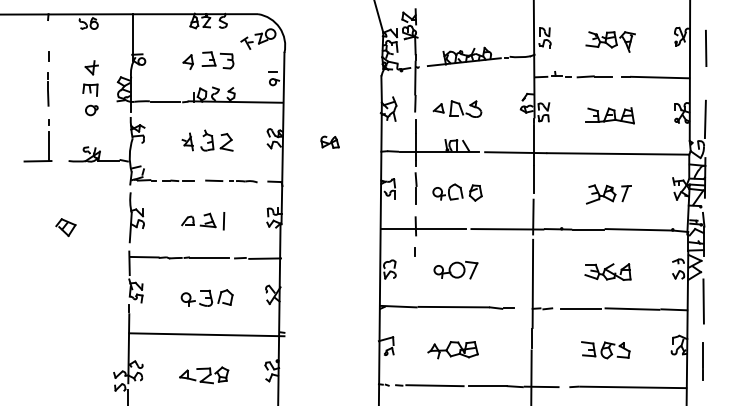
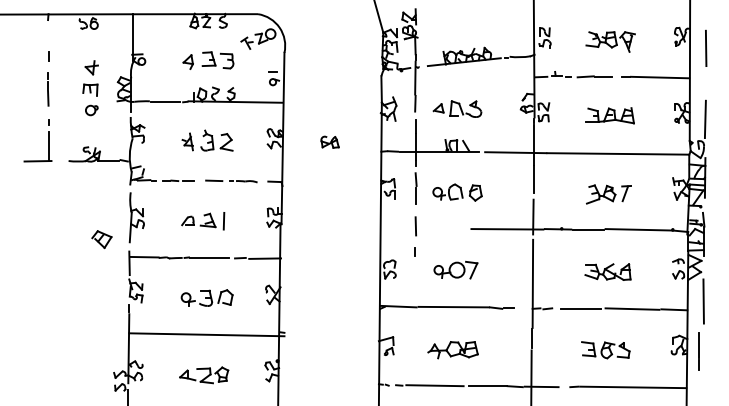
part position: (65, 227) -> (101, 239) (101, 239)
line: present -> none (423, 228)
line position: (702, 361) -> (698, 351) (698, 351)
